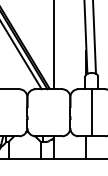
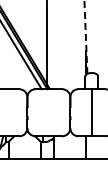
line: solid -> dashed (85, 37)
line: present -> none (94, 37)
line position: (54, 45) -> (47, 45) (47, 45)
